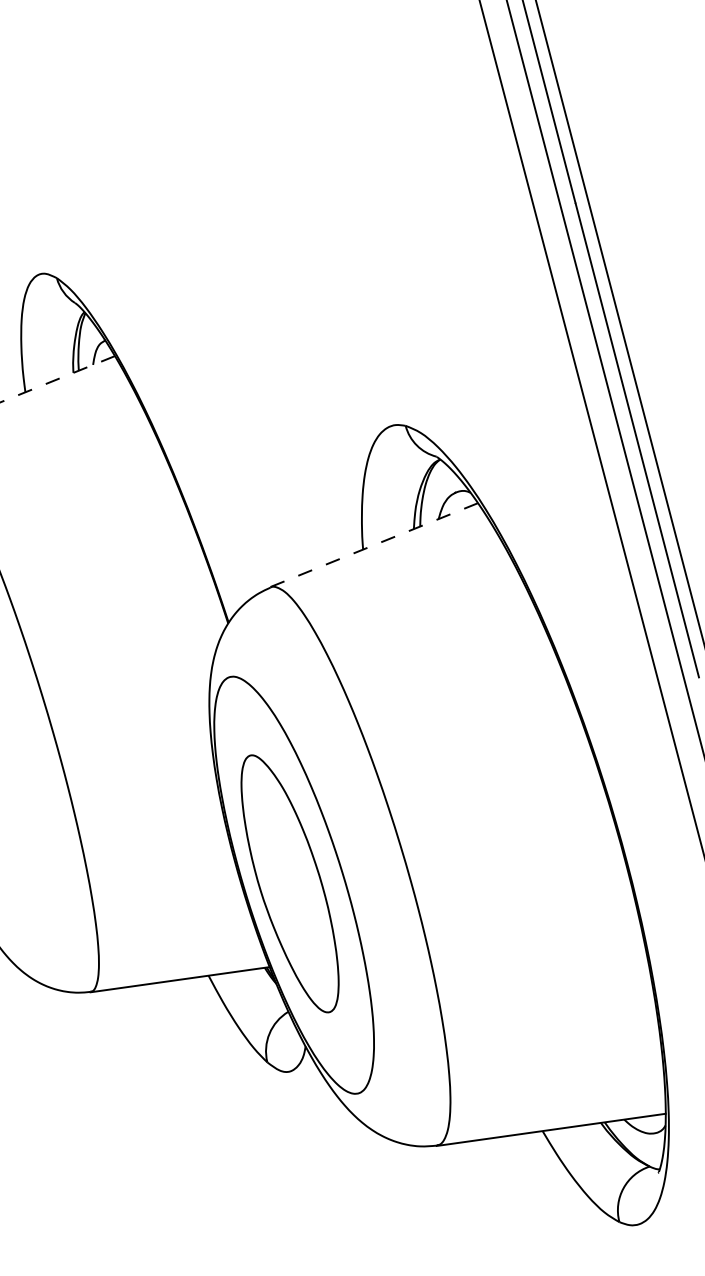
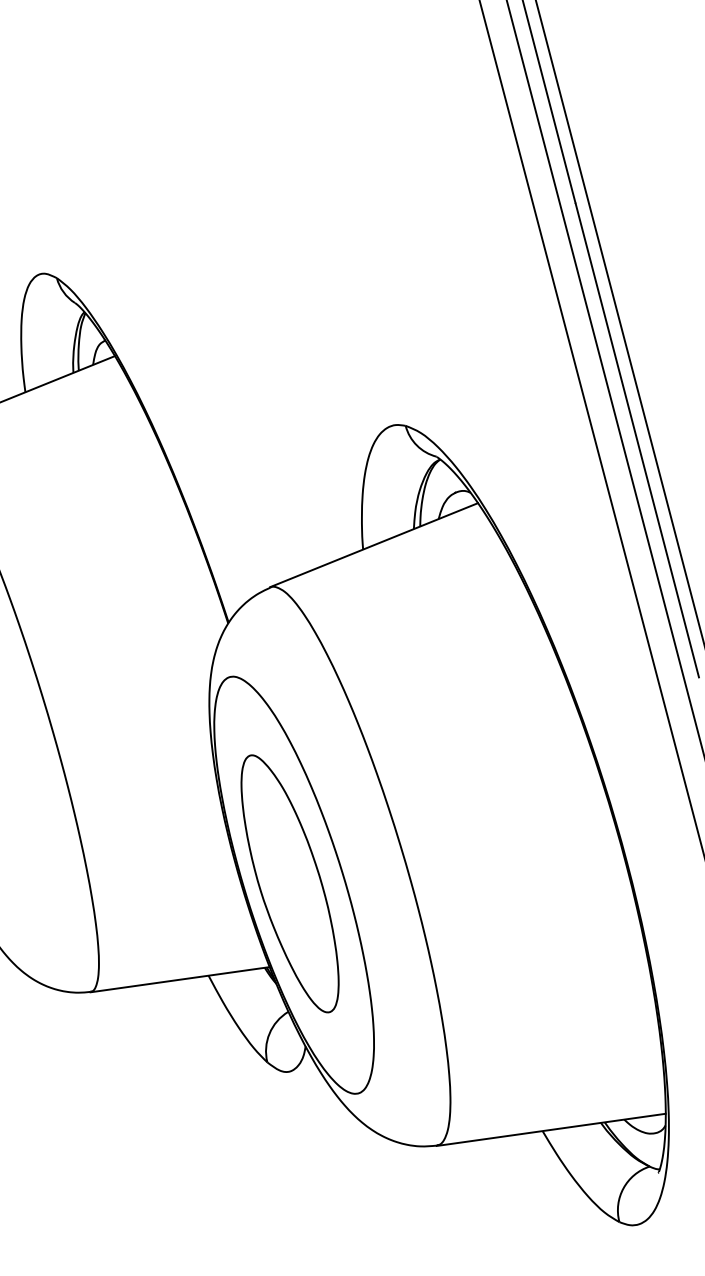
line: dashed -> solid (57, 379)
line: dashed -> solid (373, 545)
